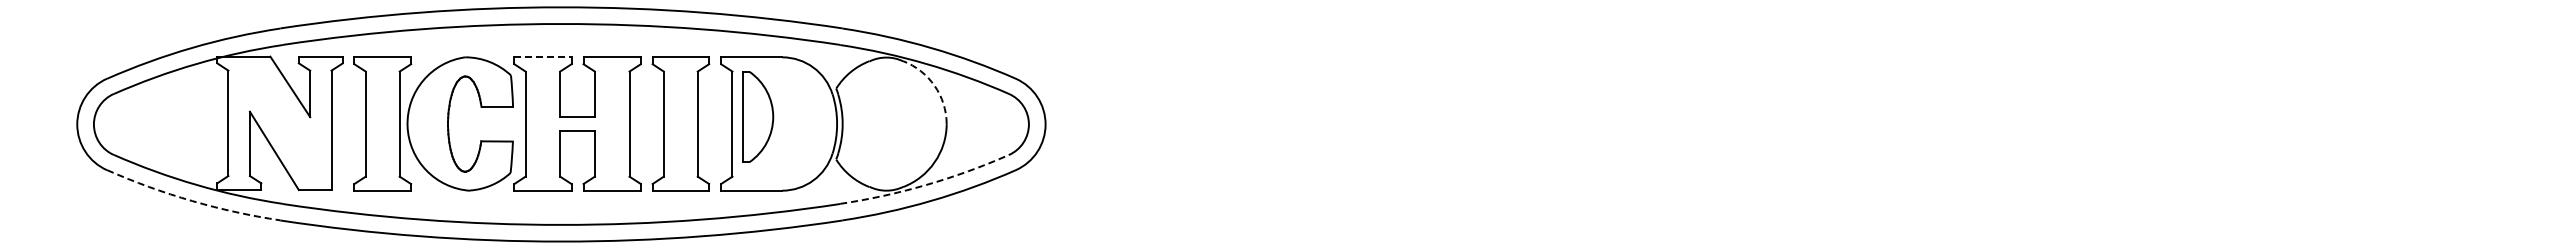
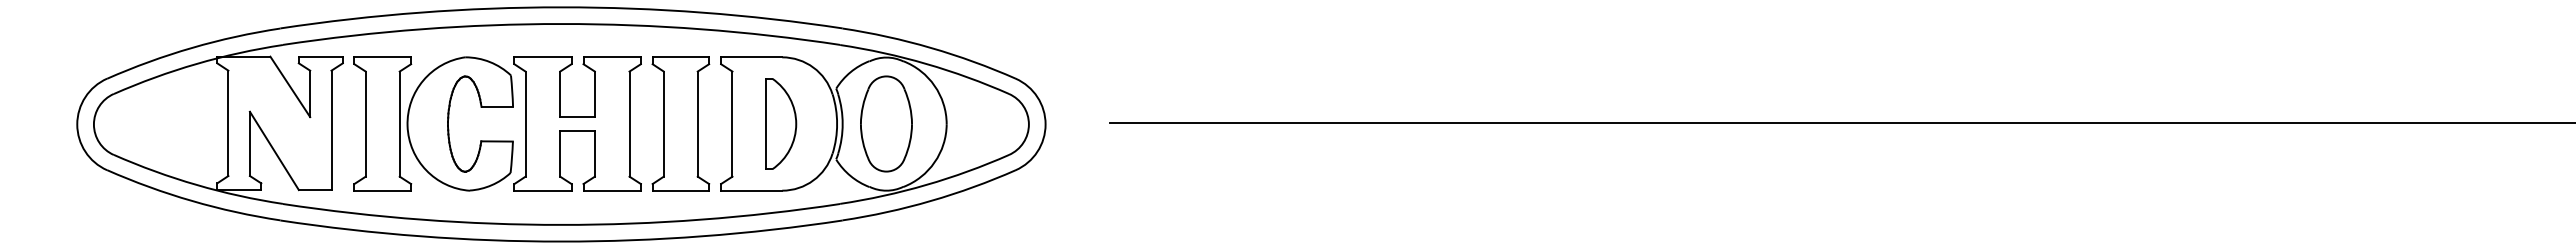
line: dashed -> solid (542, 57)
arc: dashed -> solid (934, 85)
part position: (758, 116) -> (781, 123) (781, 123)
line: none -> present (1841, 122)
part: none -> present (886, 123)
arc: dashed -> solid (926, 184)
arc: dashed -> solid (192, 201)
